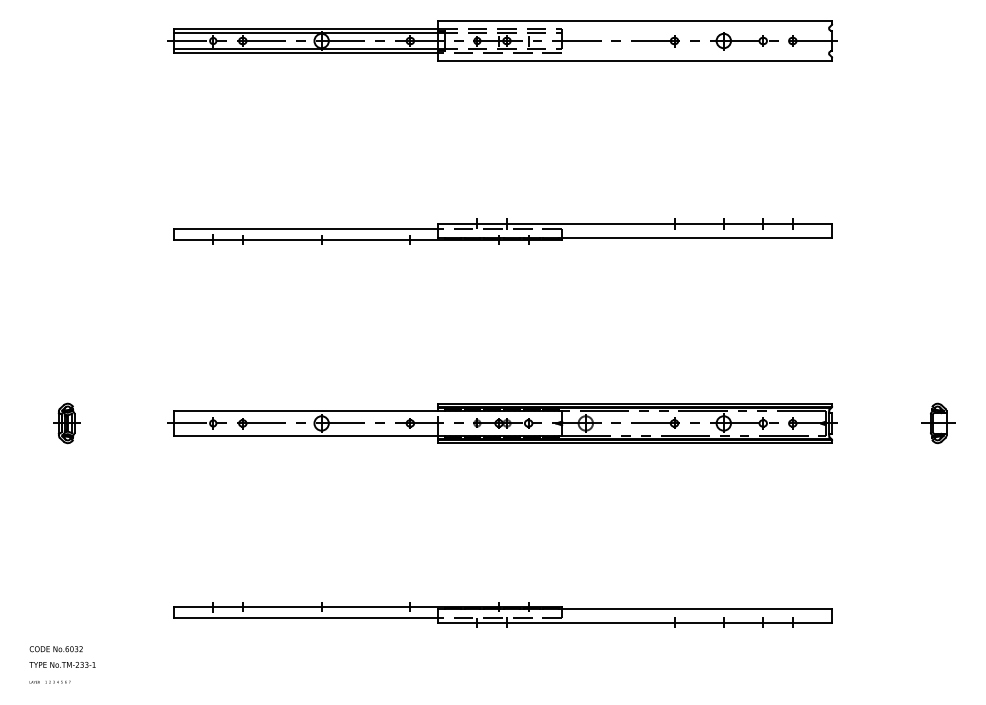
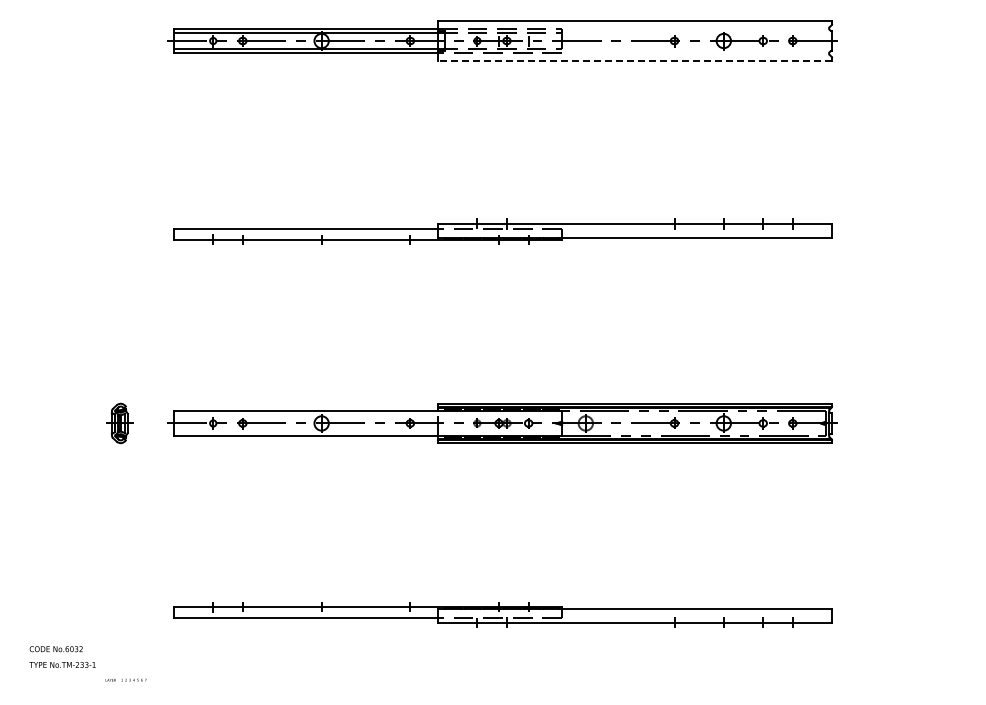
line: solid -> dashed (634, 60)
part: present -> none (938, 422)
part position: (66, 423) -> (119, 423) (119, 423)
text position: (49, 681) -> (125, 679) (125, 679)
